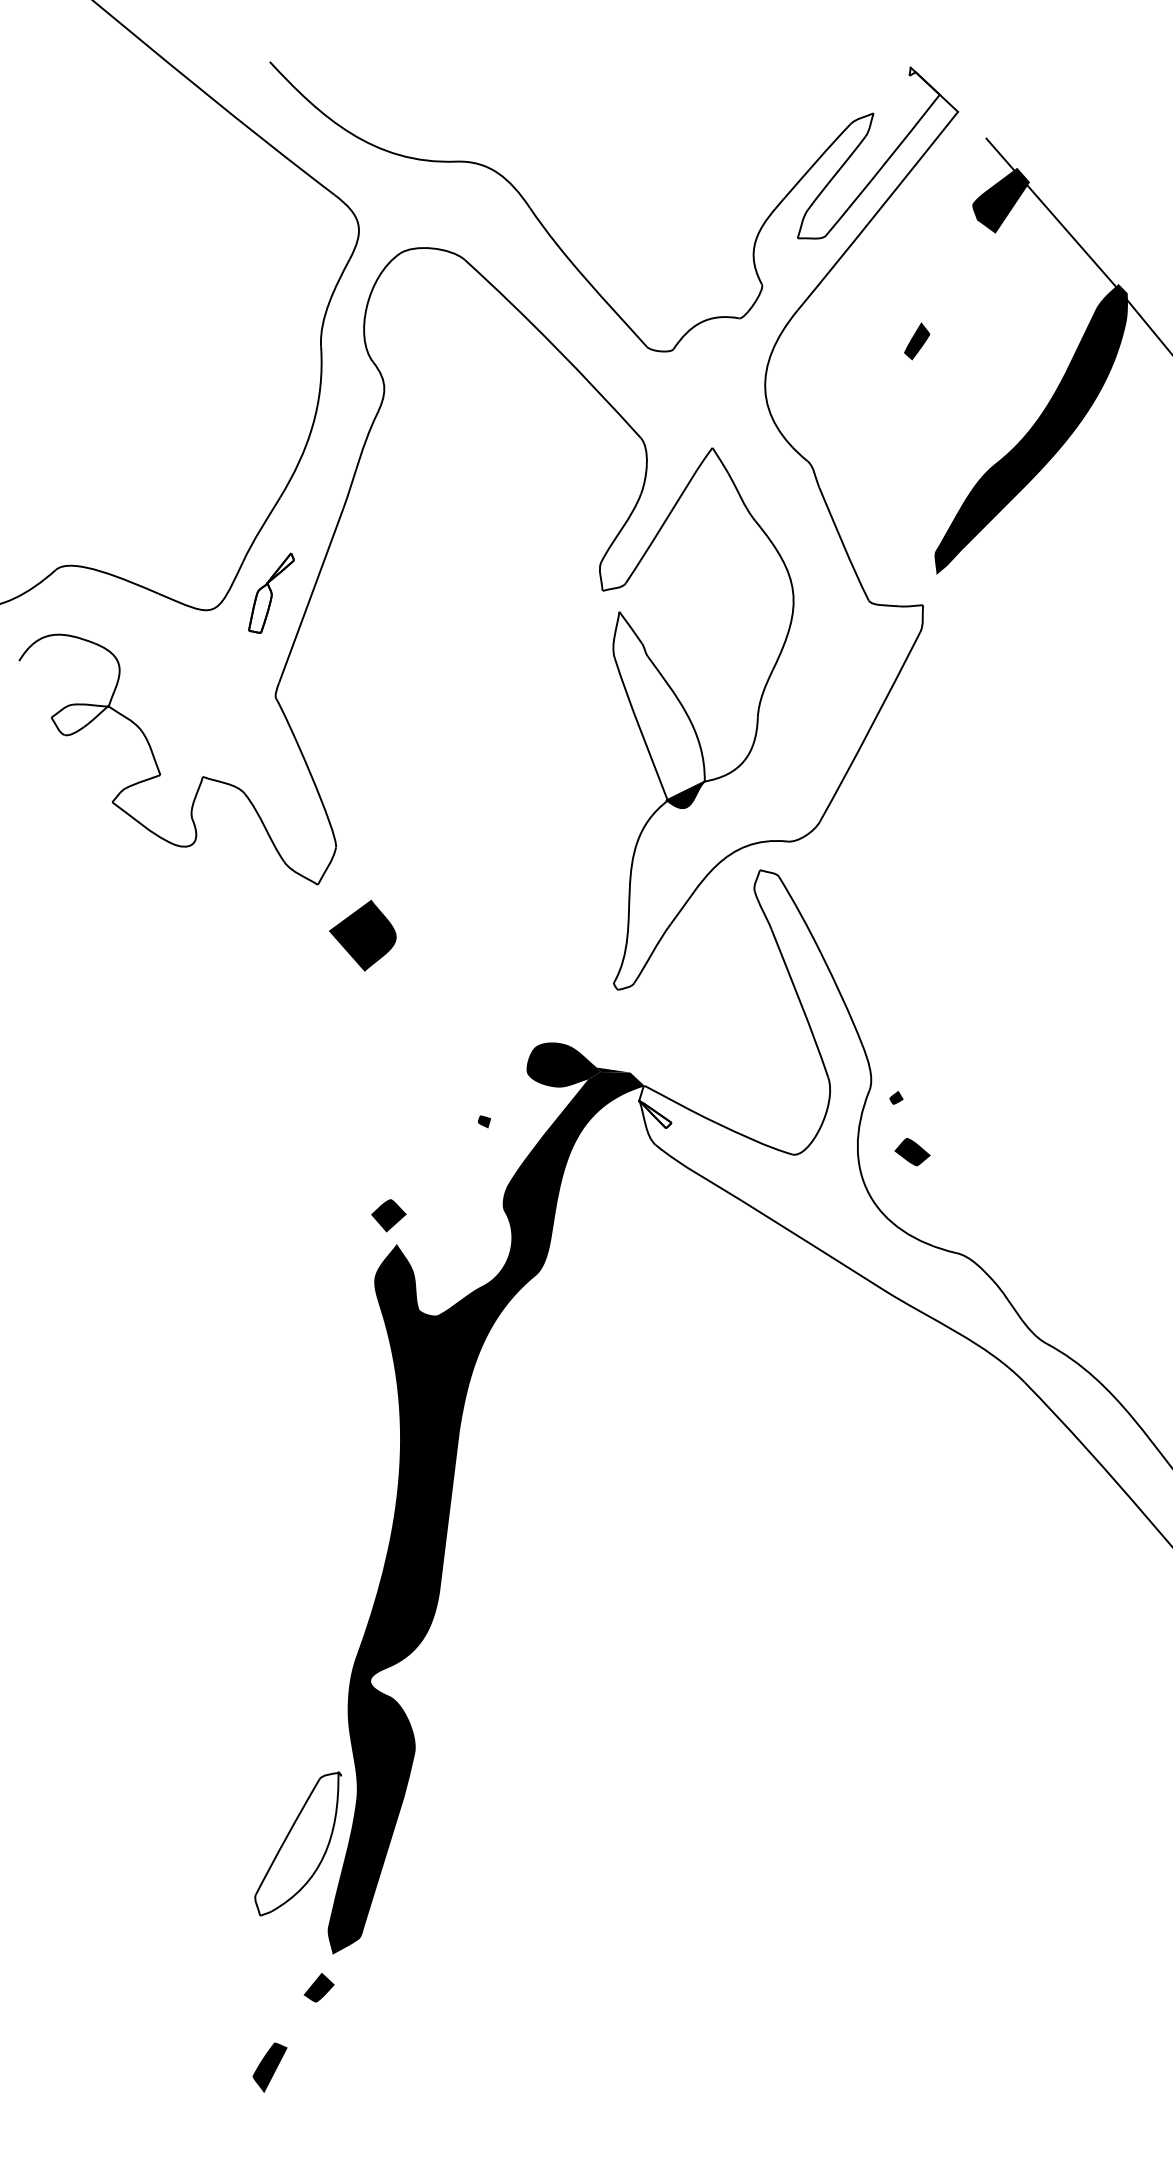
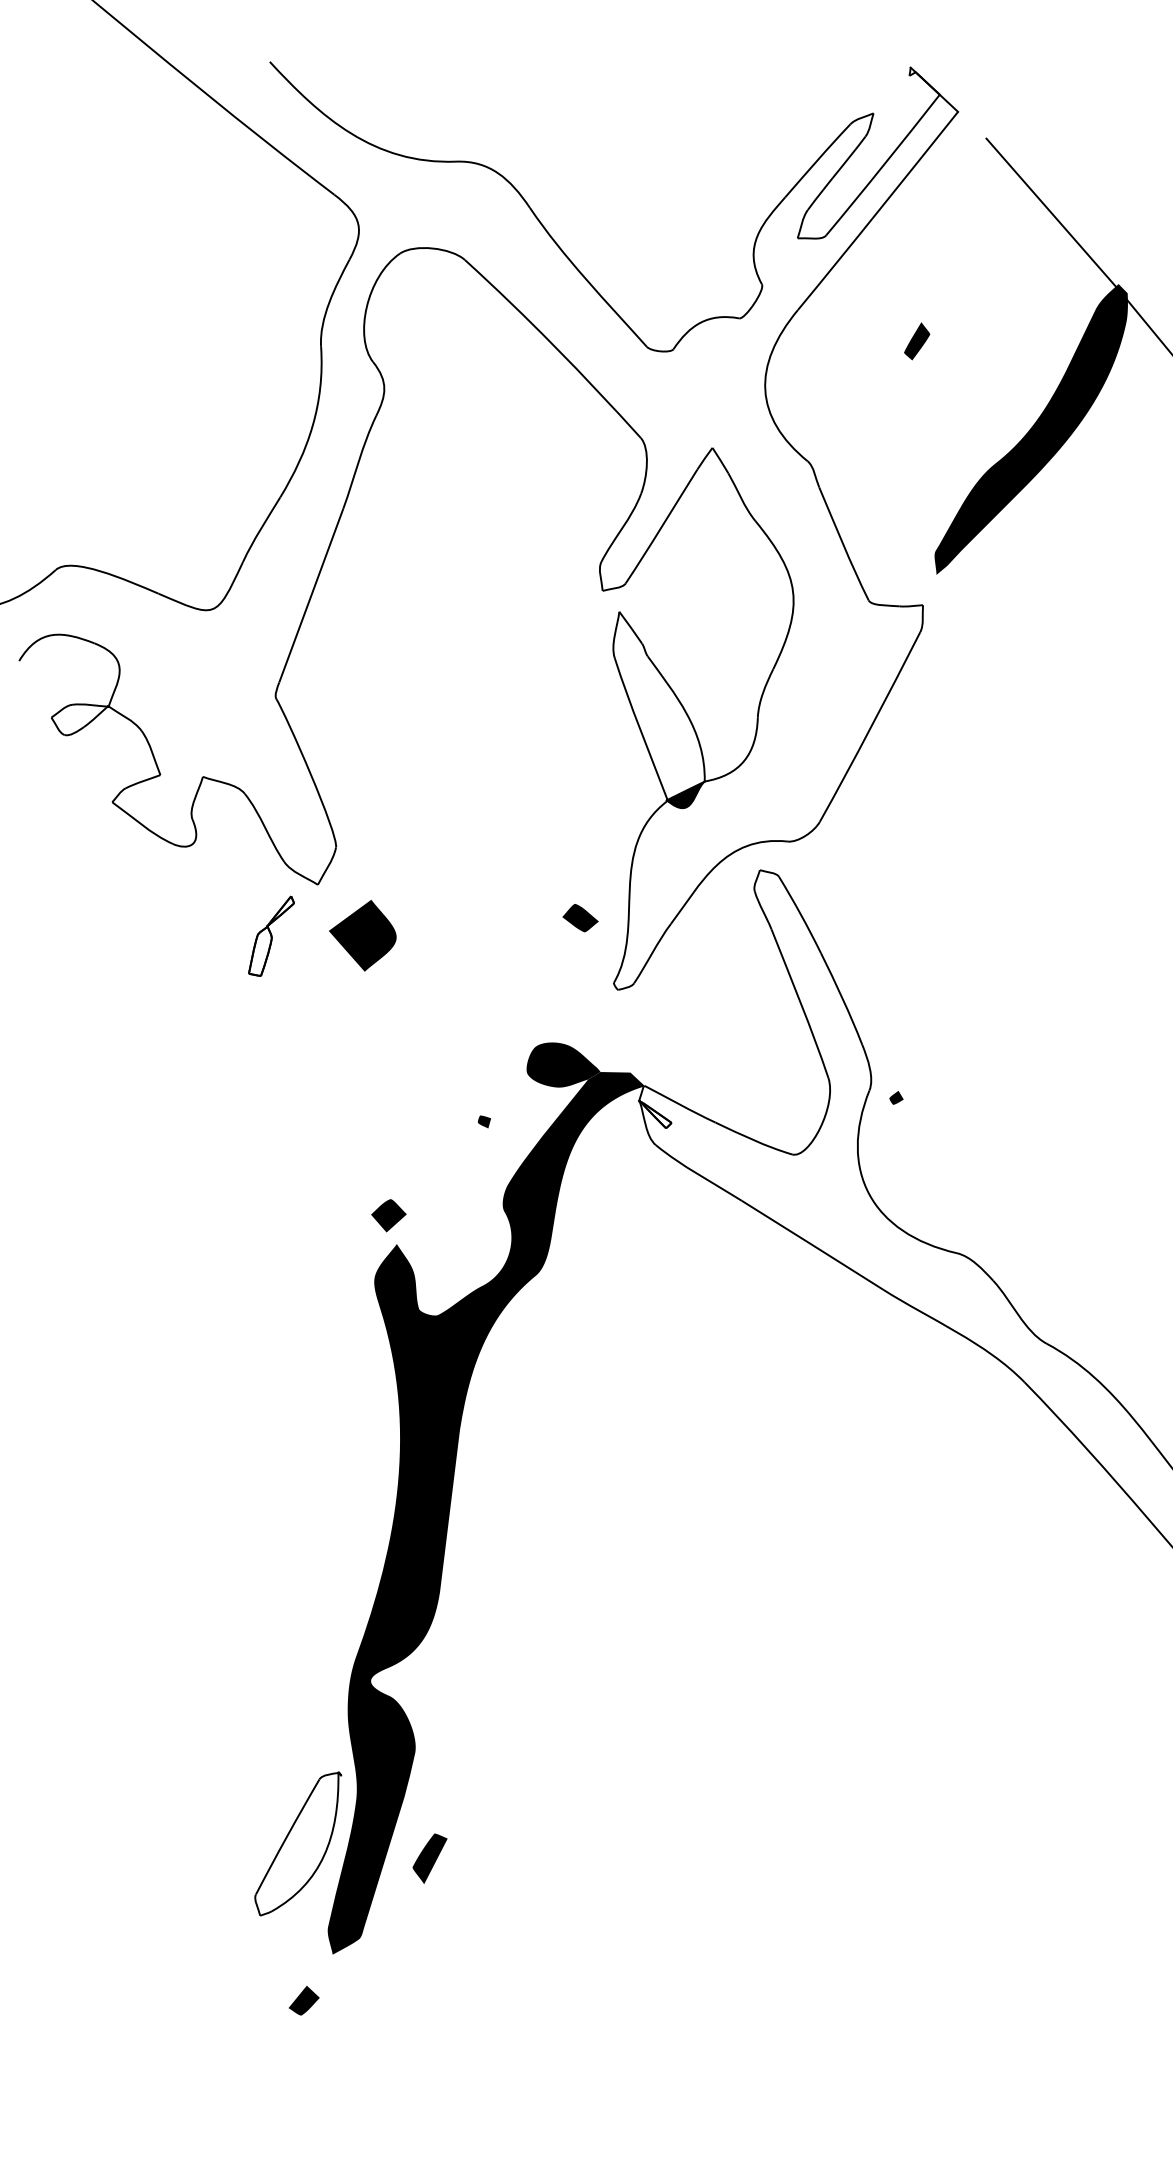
fill: present -> none (1001, 200)
part position: (271, 592) -> (271, 935) (271, 935)
fill: present -> none (613, 1069)
part position: (912, 1152) -> (580, 918) (580, 918)
part position: (318, 1987) -> (303, 2000) (303, 2000)
part position: (269, 2067) -> (429, 1858) (429, 1858)
